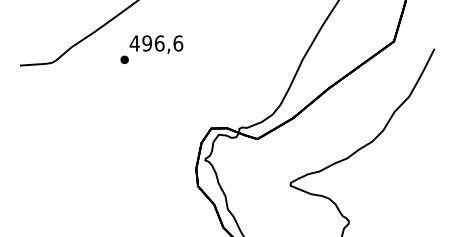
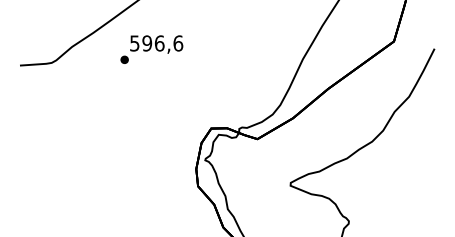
text: 496,6 -> 596,6 (134, 43)
